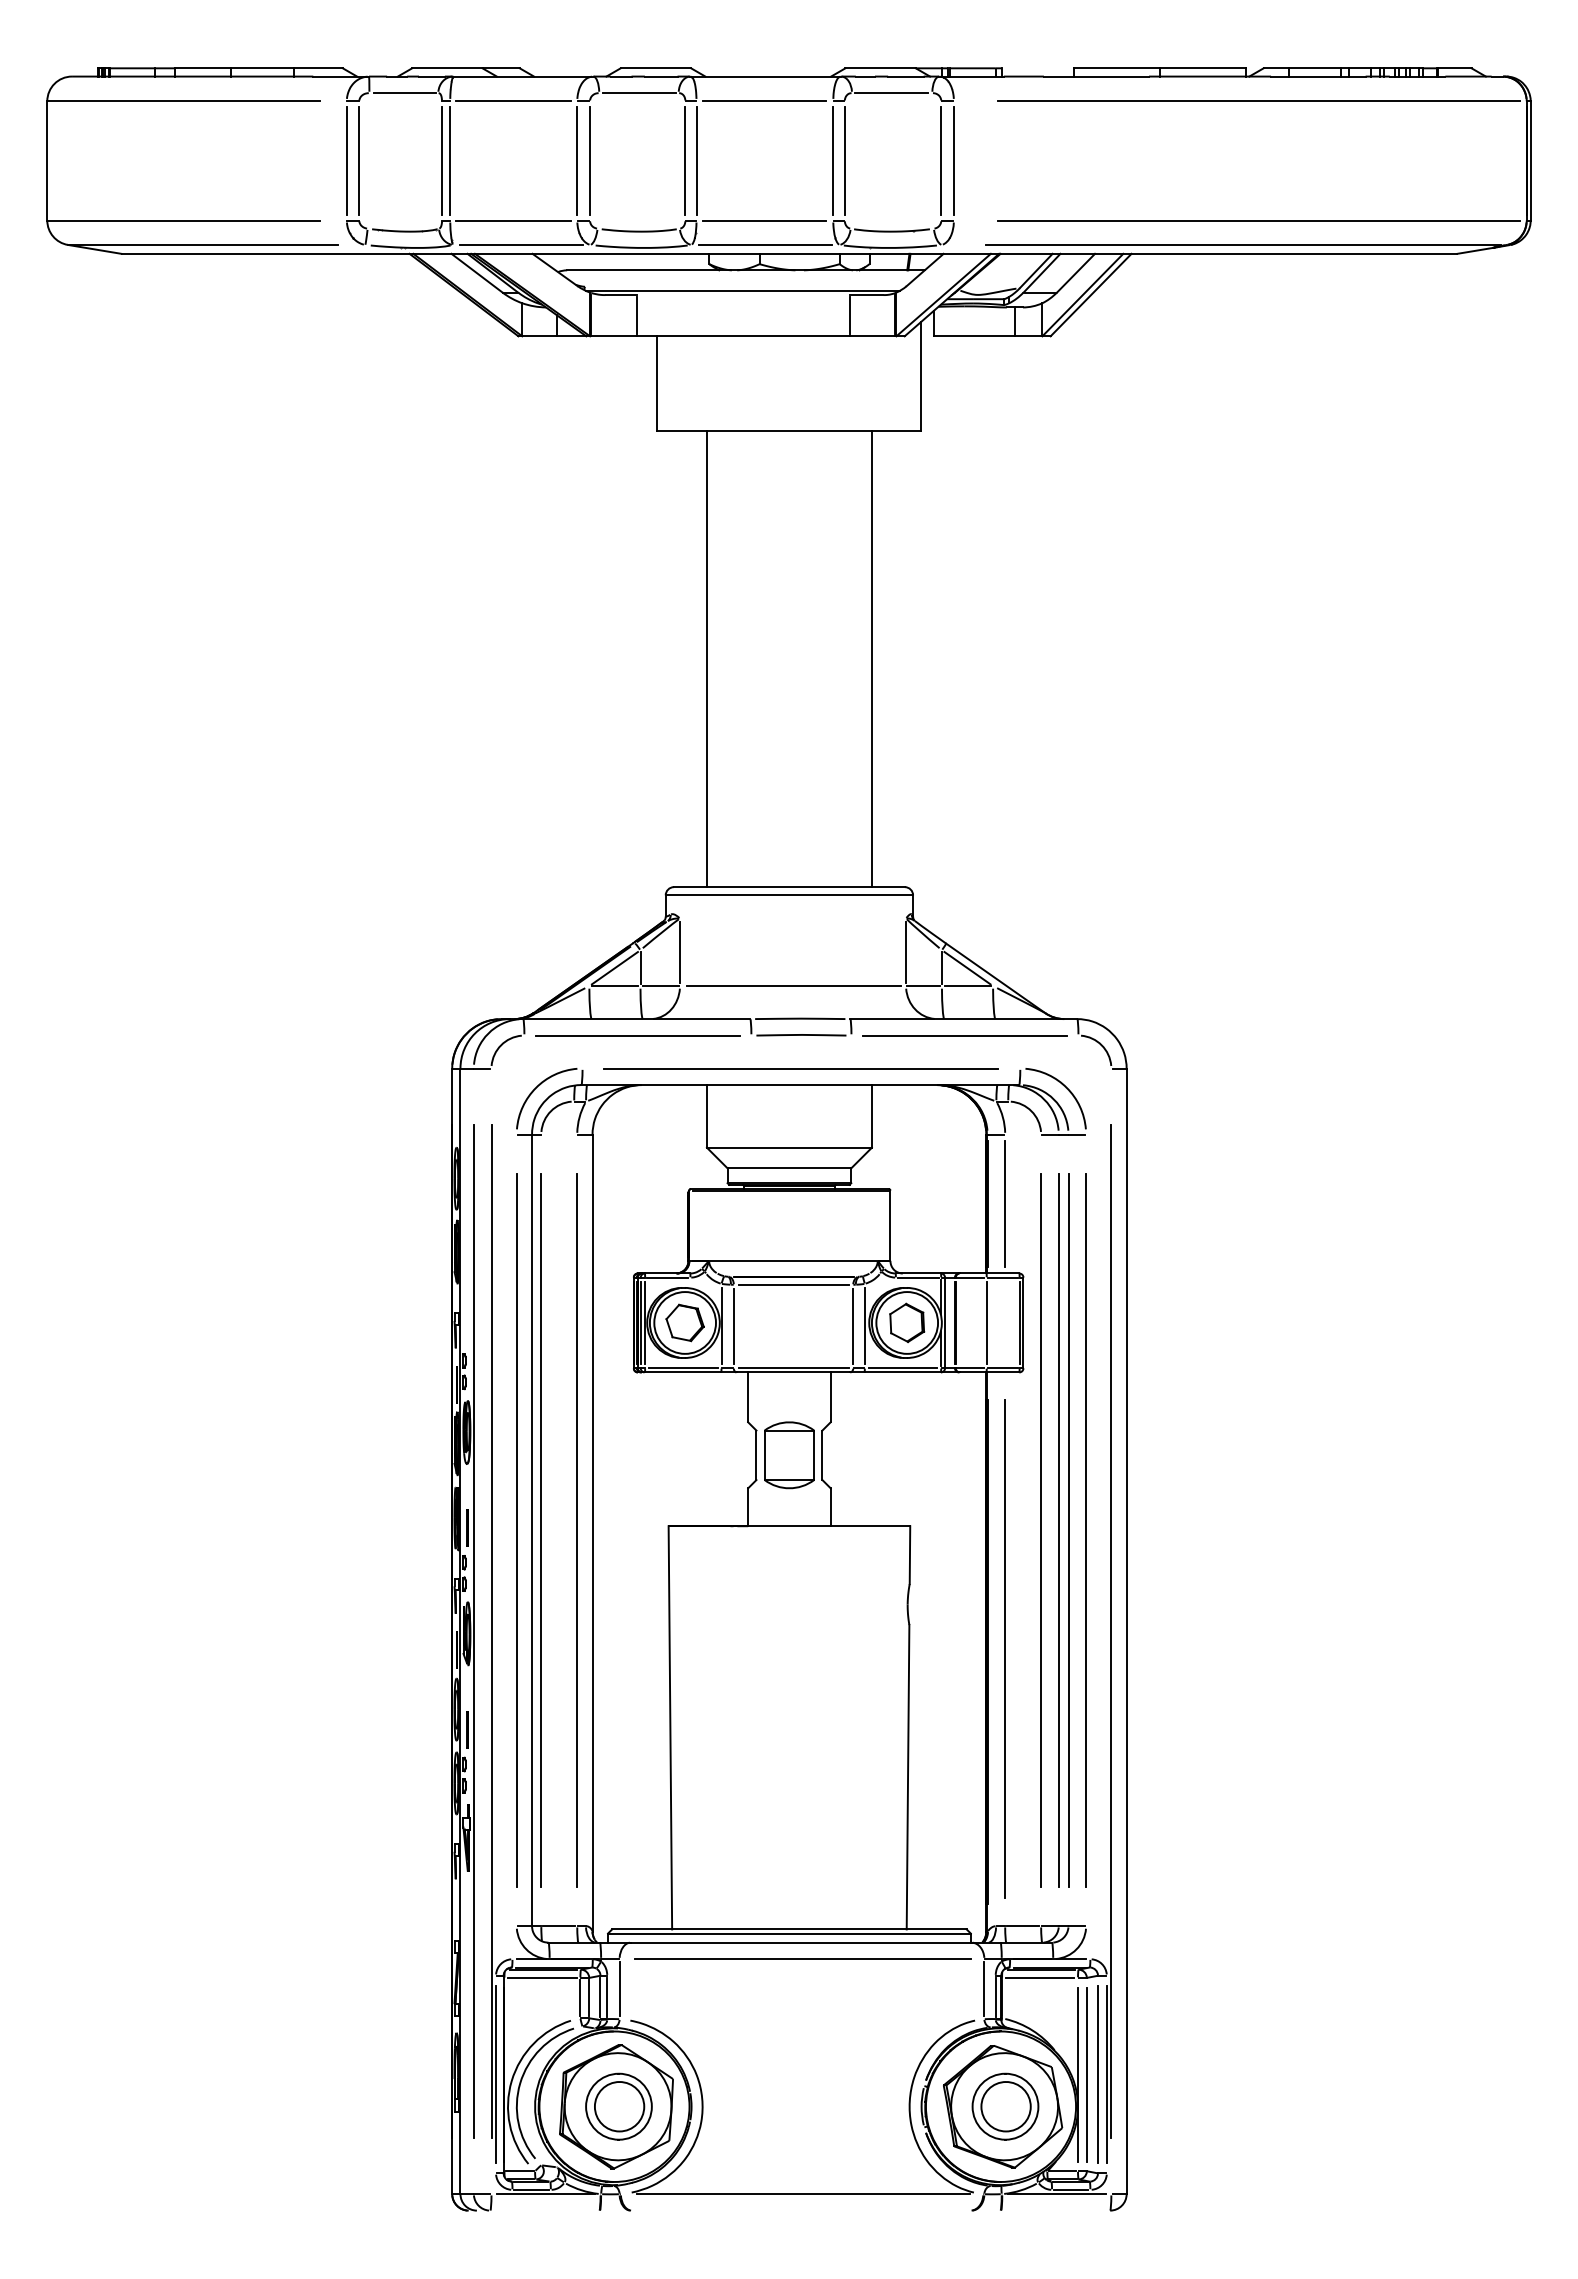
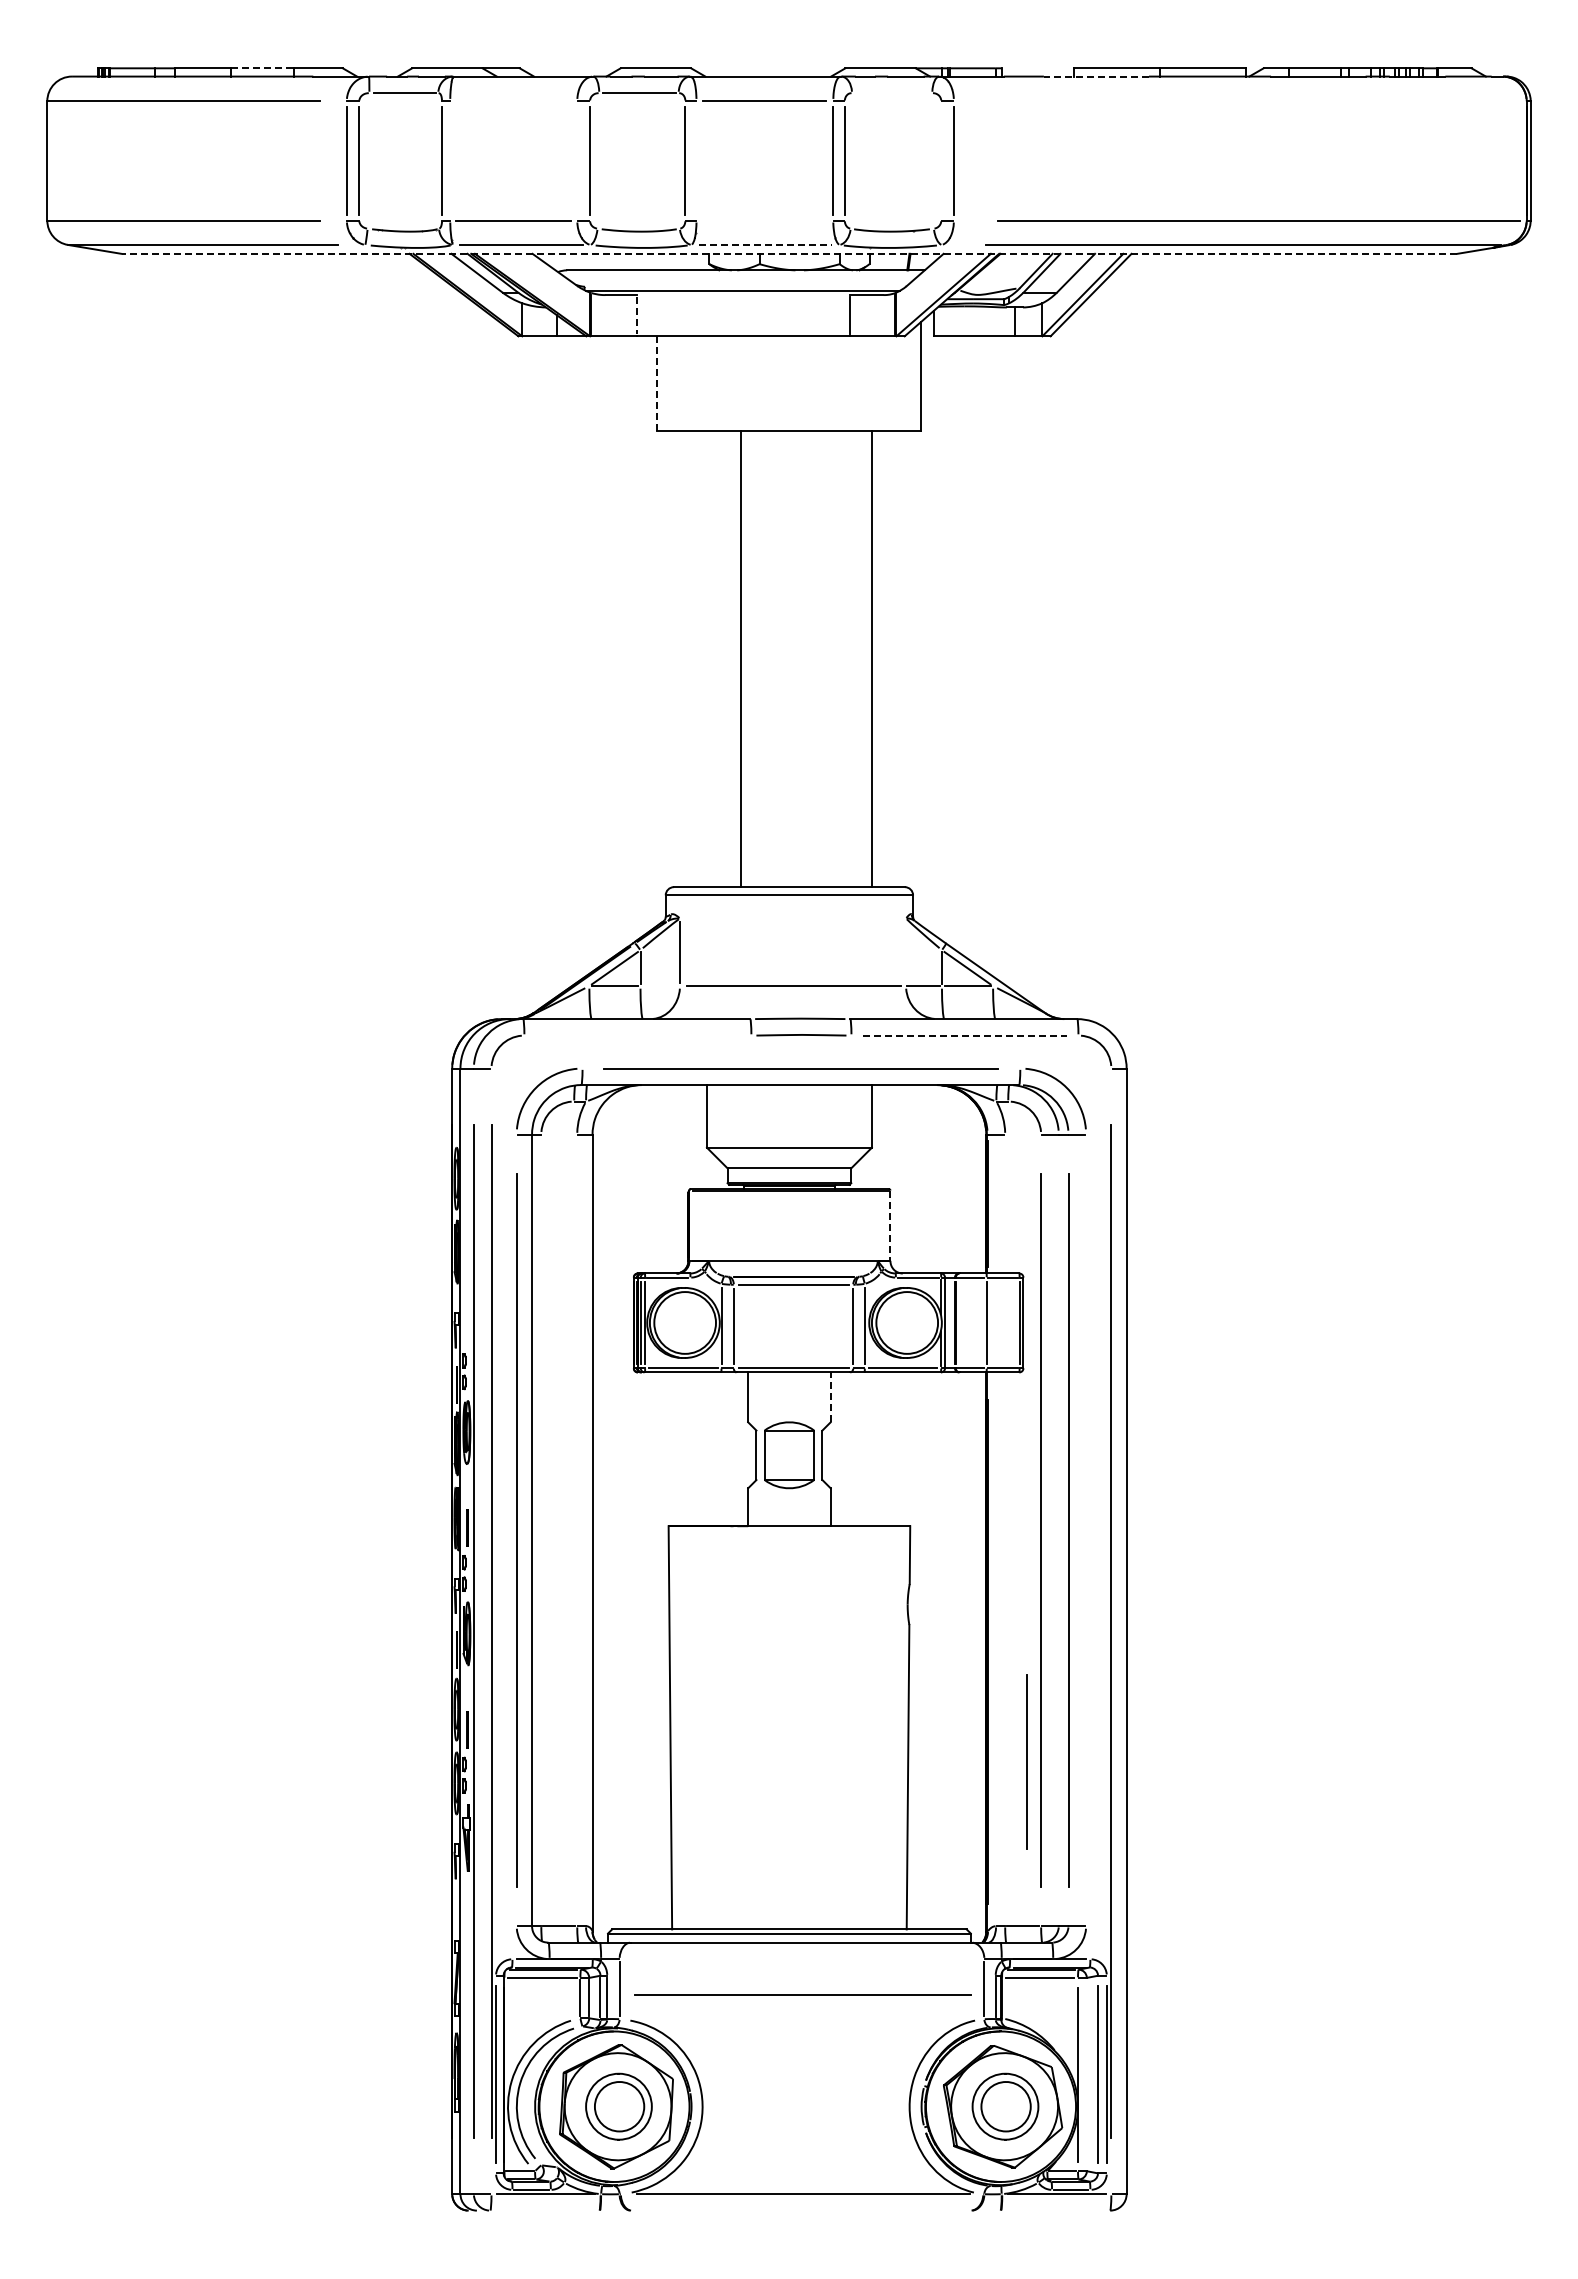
line: solid -> dashed (262, 68)
line: solid -> dashed (1096, 76)
line: present -> none (891, 93)
line: present -> none (513, 101)
line: present -> none (1259, 101)
line: present -> none (450, 160)
line: present -> none (577, 160)
line: present -> none (696, 160)
line: present -> none (941, 160)
line: present -> none (764, 220)
line: solid -> dashed (765, 244)
line: solid -> dashed (789, 253)
line: solid -> dashed (637, 315)
line: solid -> dashed (657, 383)
line position: (706, 659) -> (740, 659) (740, 659)
line: present -> none (906, 951)
line: present -> none (660, 986)
line: present -> none (637, 1035)
line: solid -> dashed (965, 1035)
line: present -> none (1005, 1203)
line: solid -> dashed (890, 1226)
part: present -> none (684, 1322)
part: present -> none (907, 1322)
line: solid -> dashed (830, 1397)
line: present -> none (541, 1530)
line: present -> none (577, 1530)
line: present -> none (1058, 1530)
line: present -> none (1085, 1530)
line: present -> none (1005, 1649)
line position: (802, 1958) -> (802, 1994) (802, 1994)
line position: (1086, 2074) -> (1026, 1761) (1026, 1761)
